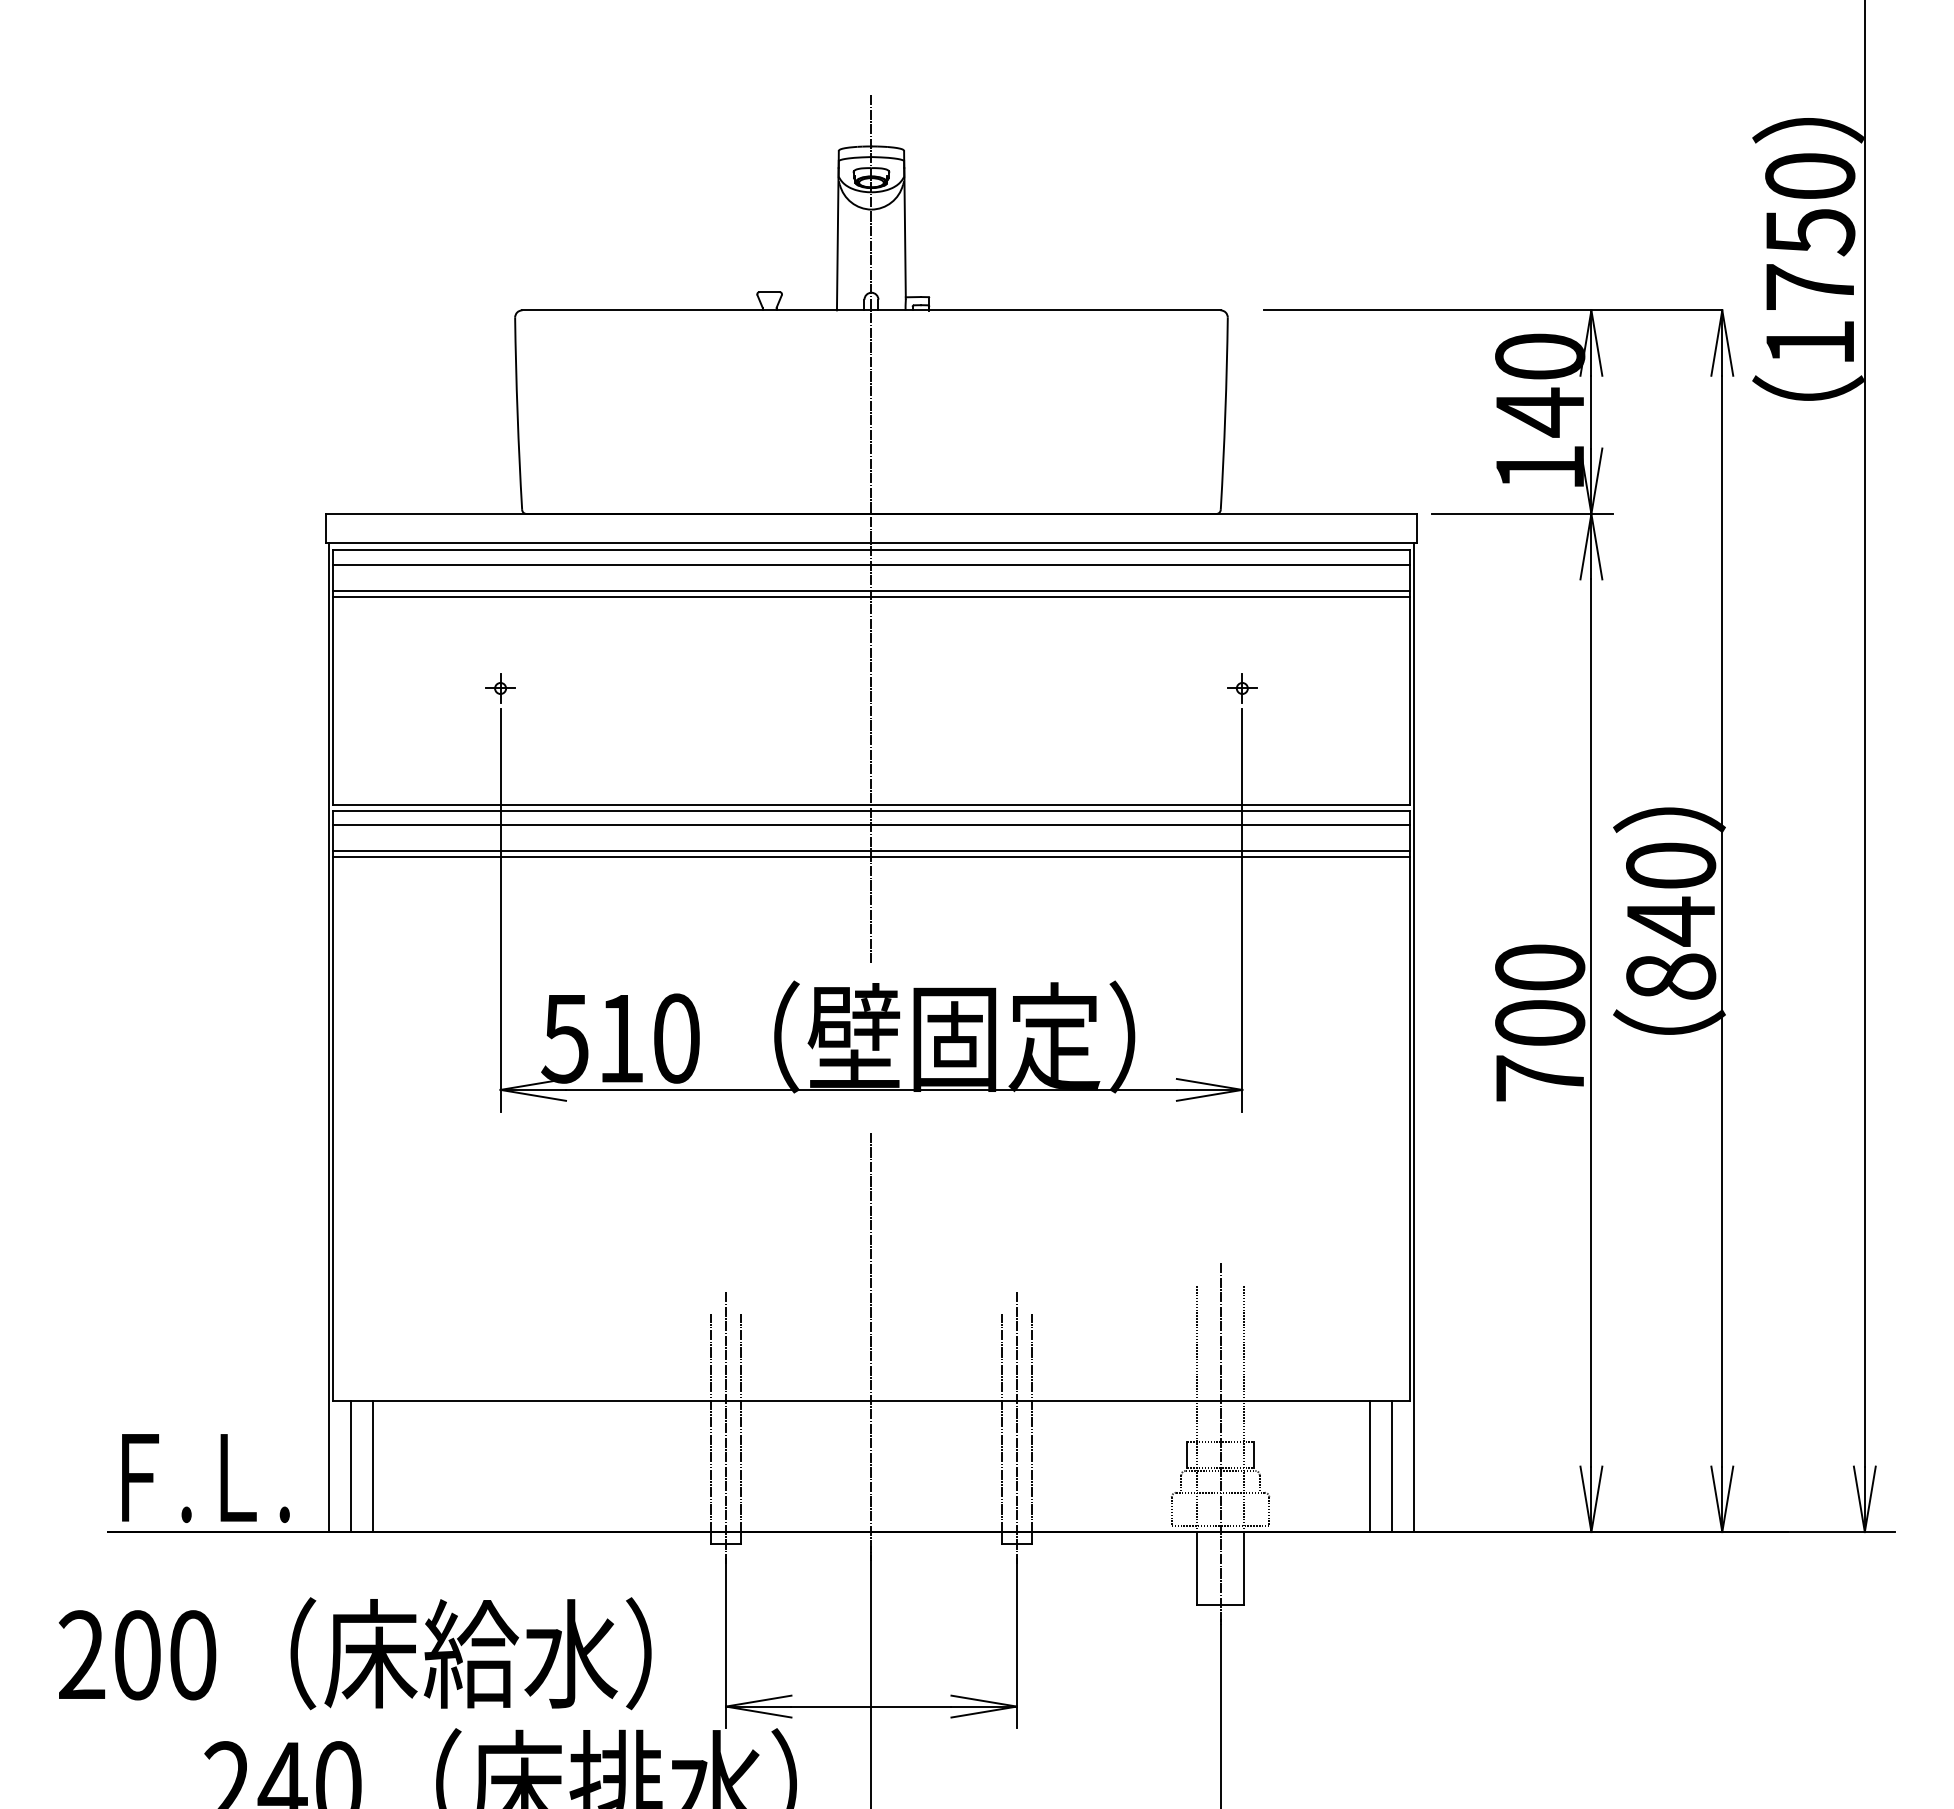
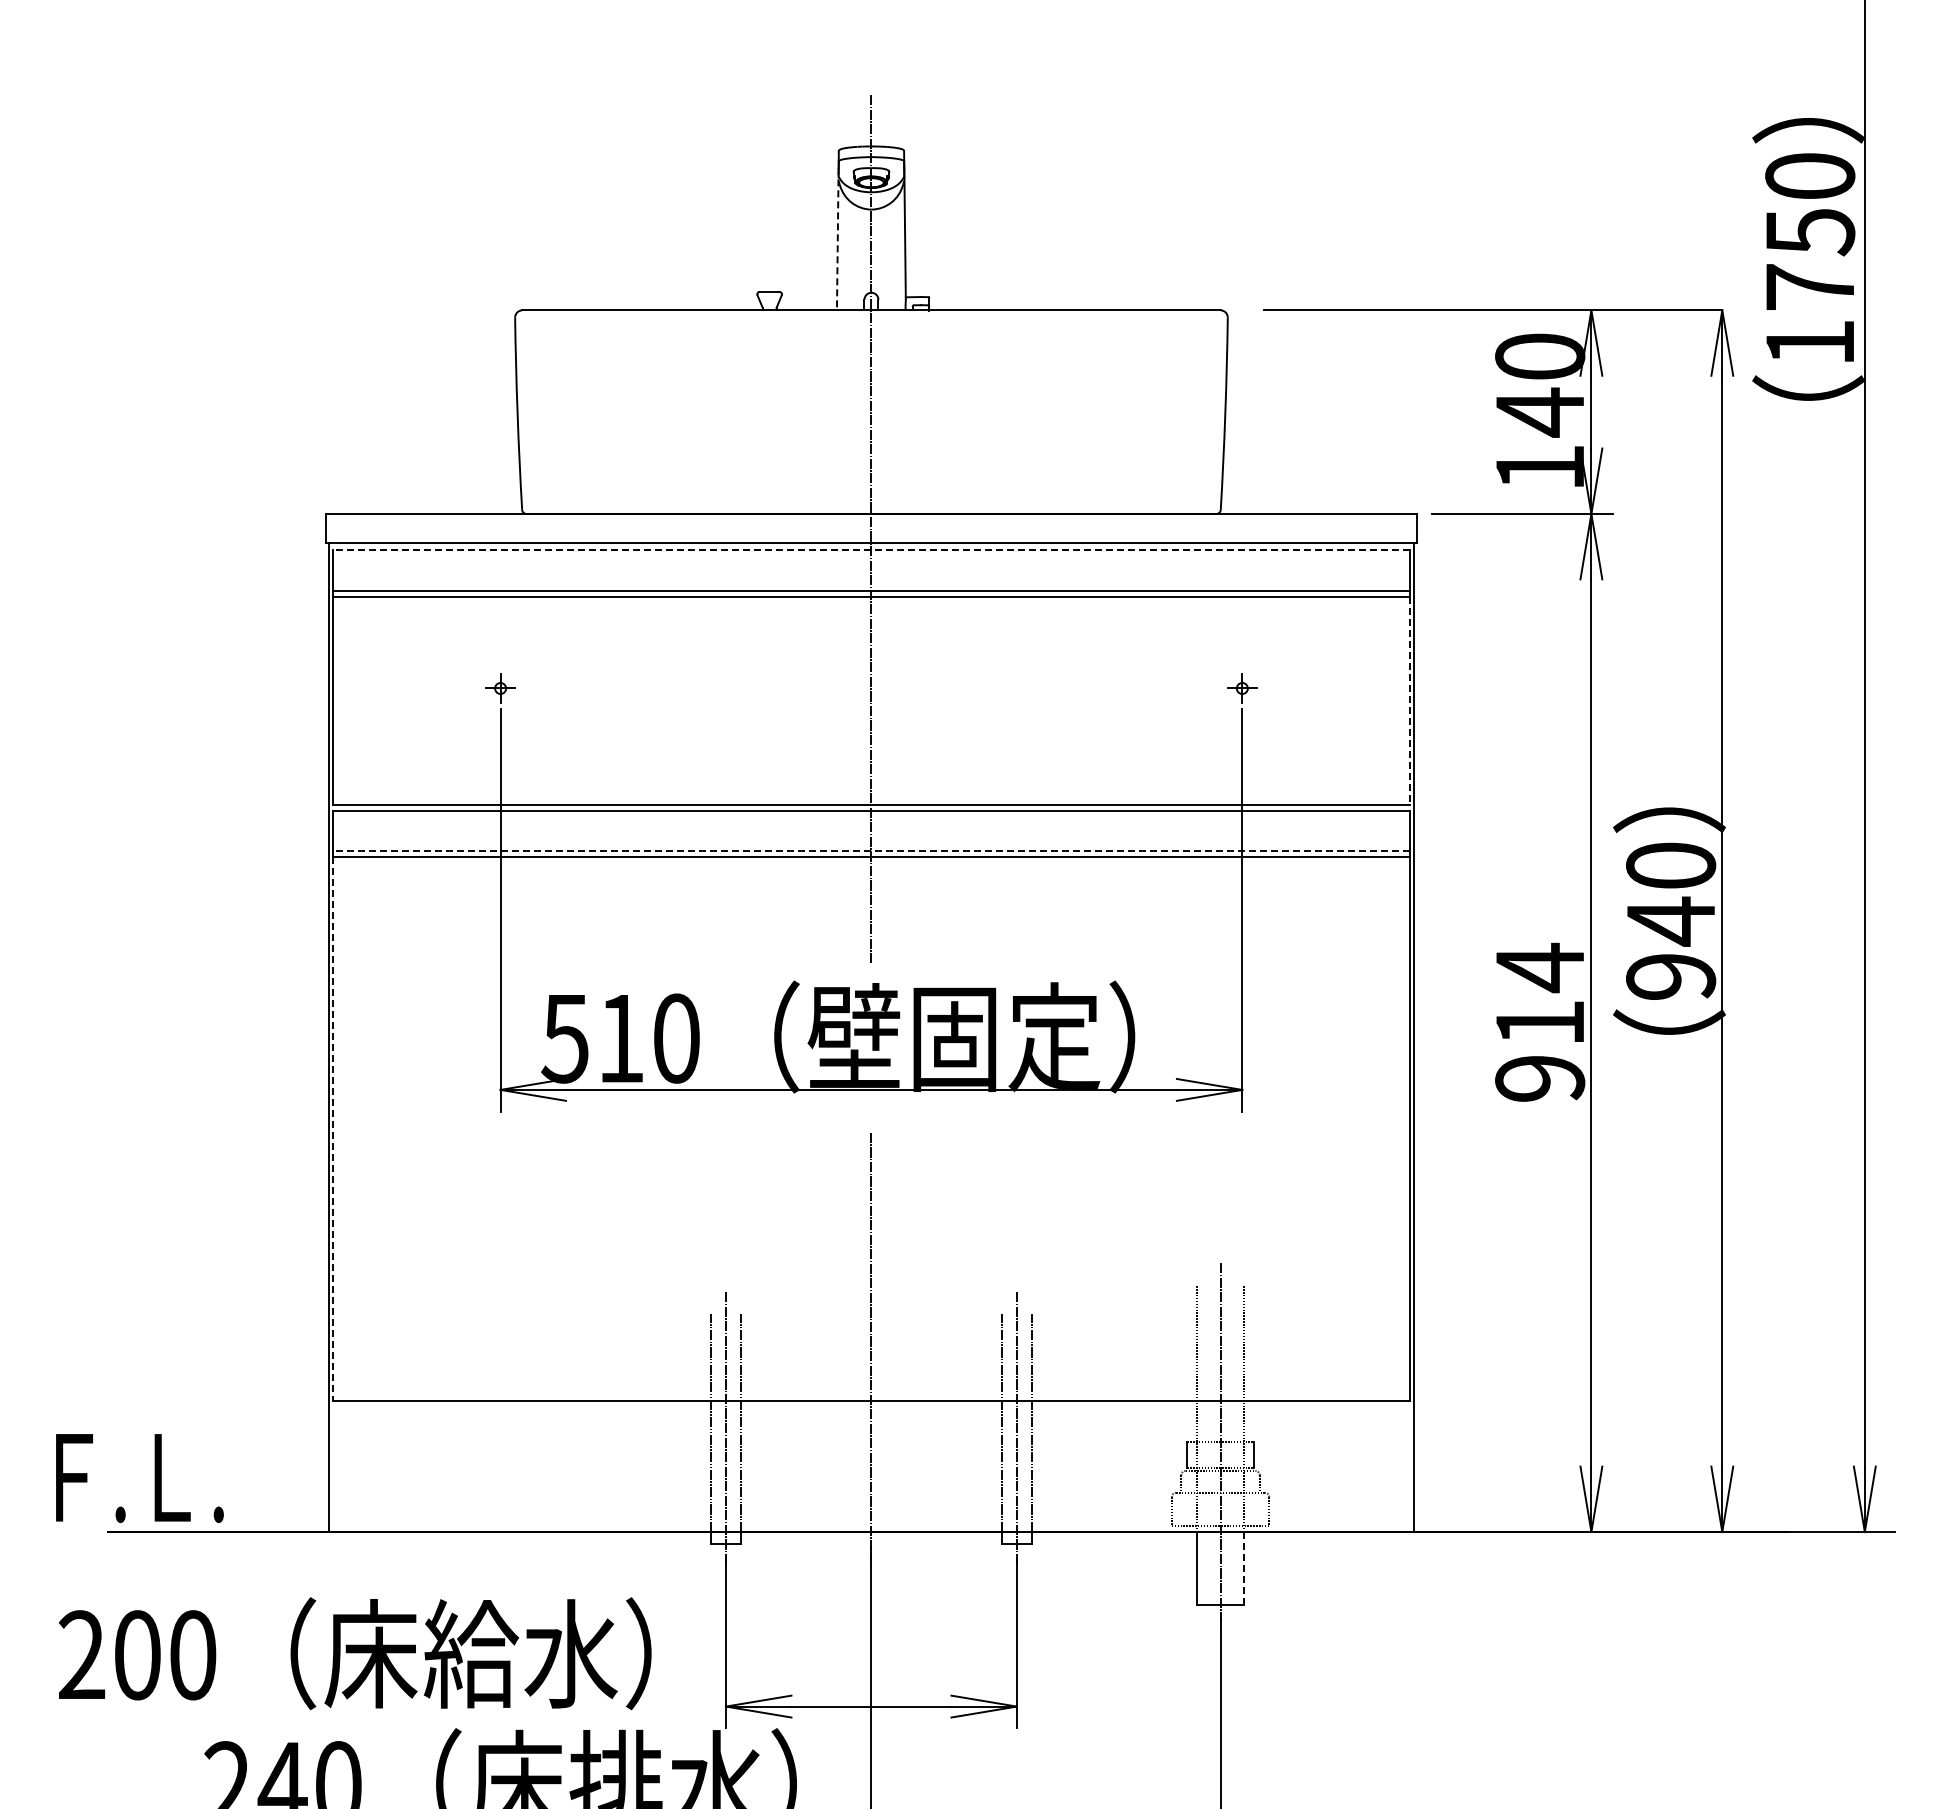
line: solid -> dashed (837, 239)
line: solid -> dashed (870, 550)
line: present -> none (871, 564)
line: solid -> dashed (1409, 700)
line: present -> none (871, 825)
line: solid -> dashed (870, 851)
text: 840 -> 940 (1671, 976)
text: 700 -> 914 (1540, 1021)
line: solid -> dashed (333, 1129)
line: present -> none (350, 1466)
line: present -> none (372, 1466)
line: present -> none (1370, 1466)
line: present -> none (1392, 1466)
text position: (205, 1478) -> (139, 1478) (139, 1478)
line: solid -> dashed (1243, 1568)
